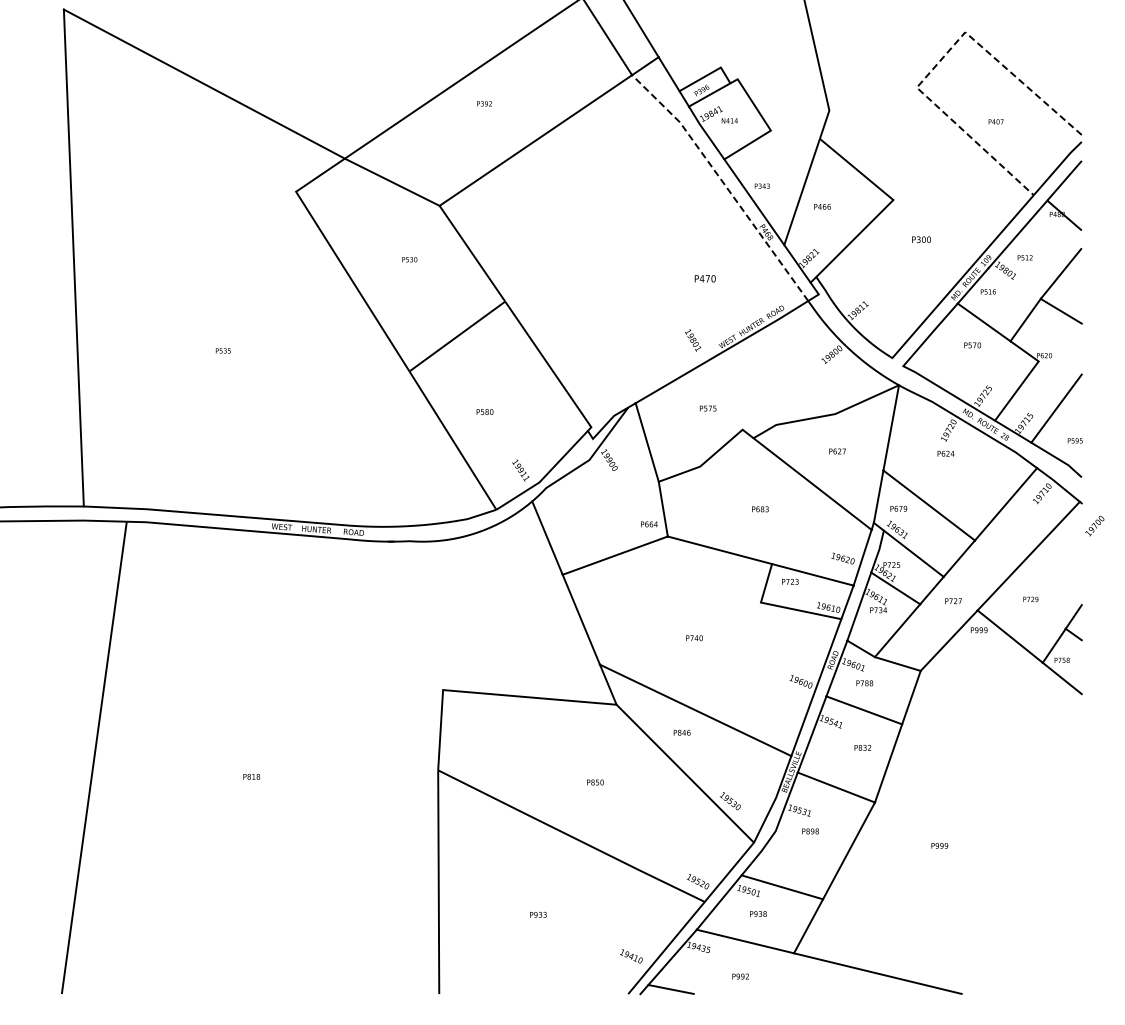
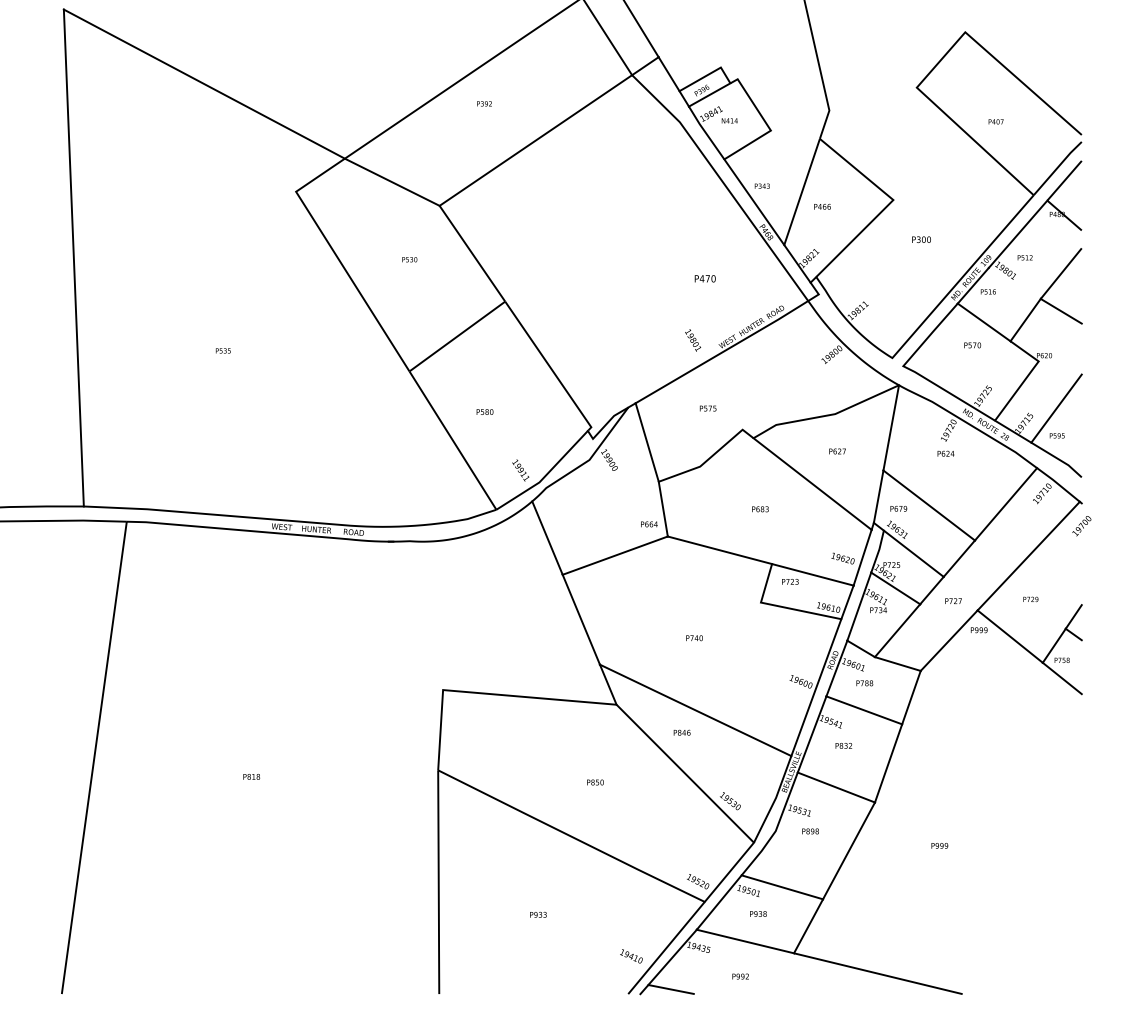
line: dashed -> solid (939, 61)
line: dashed -> solid (724, 183)
text position: (1074, 440) -> (1056, 435) (1056, 435)
text position: (1094, 526) -> (1081, 526) (1081, 526)
text position: (862, 747) -> (843, 745) (843, 745)
